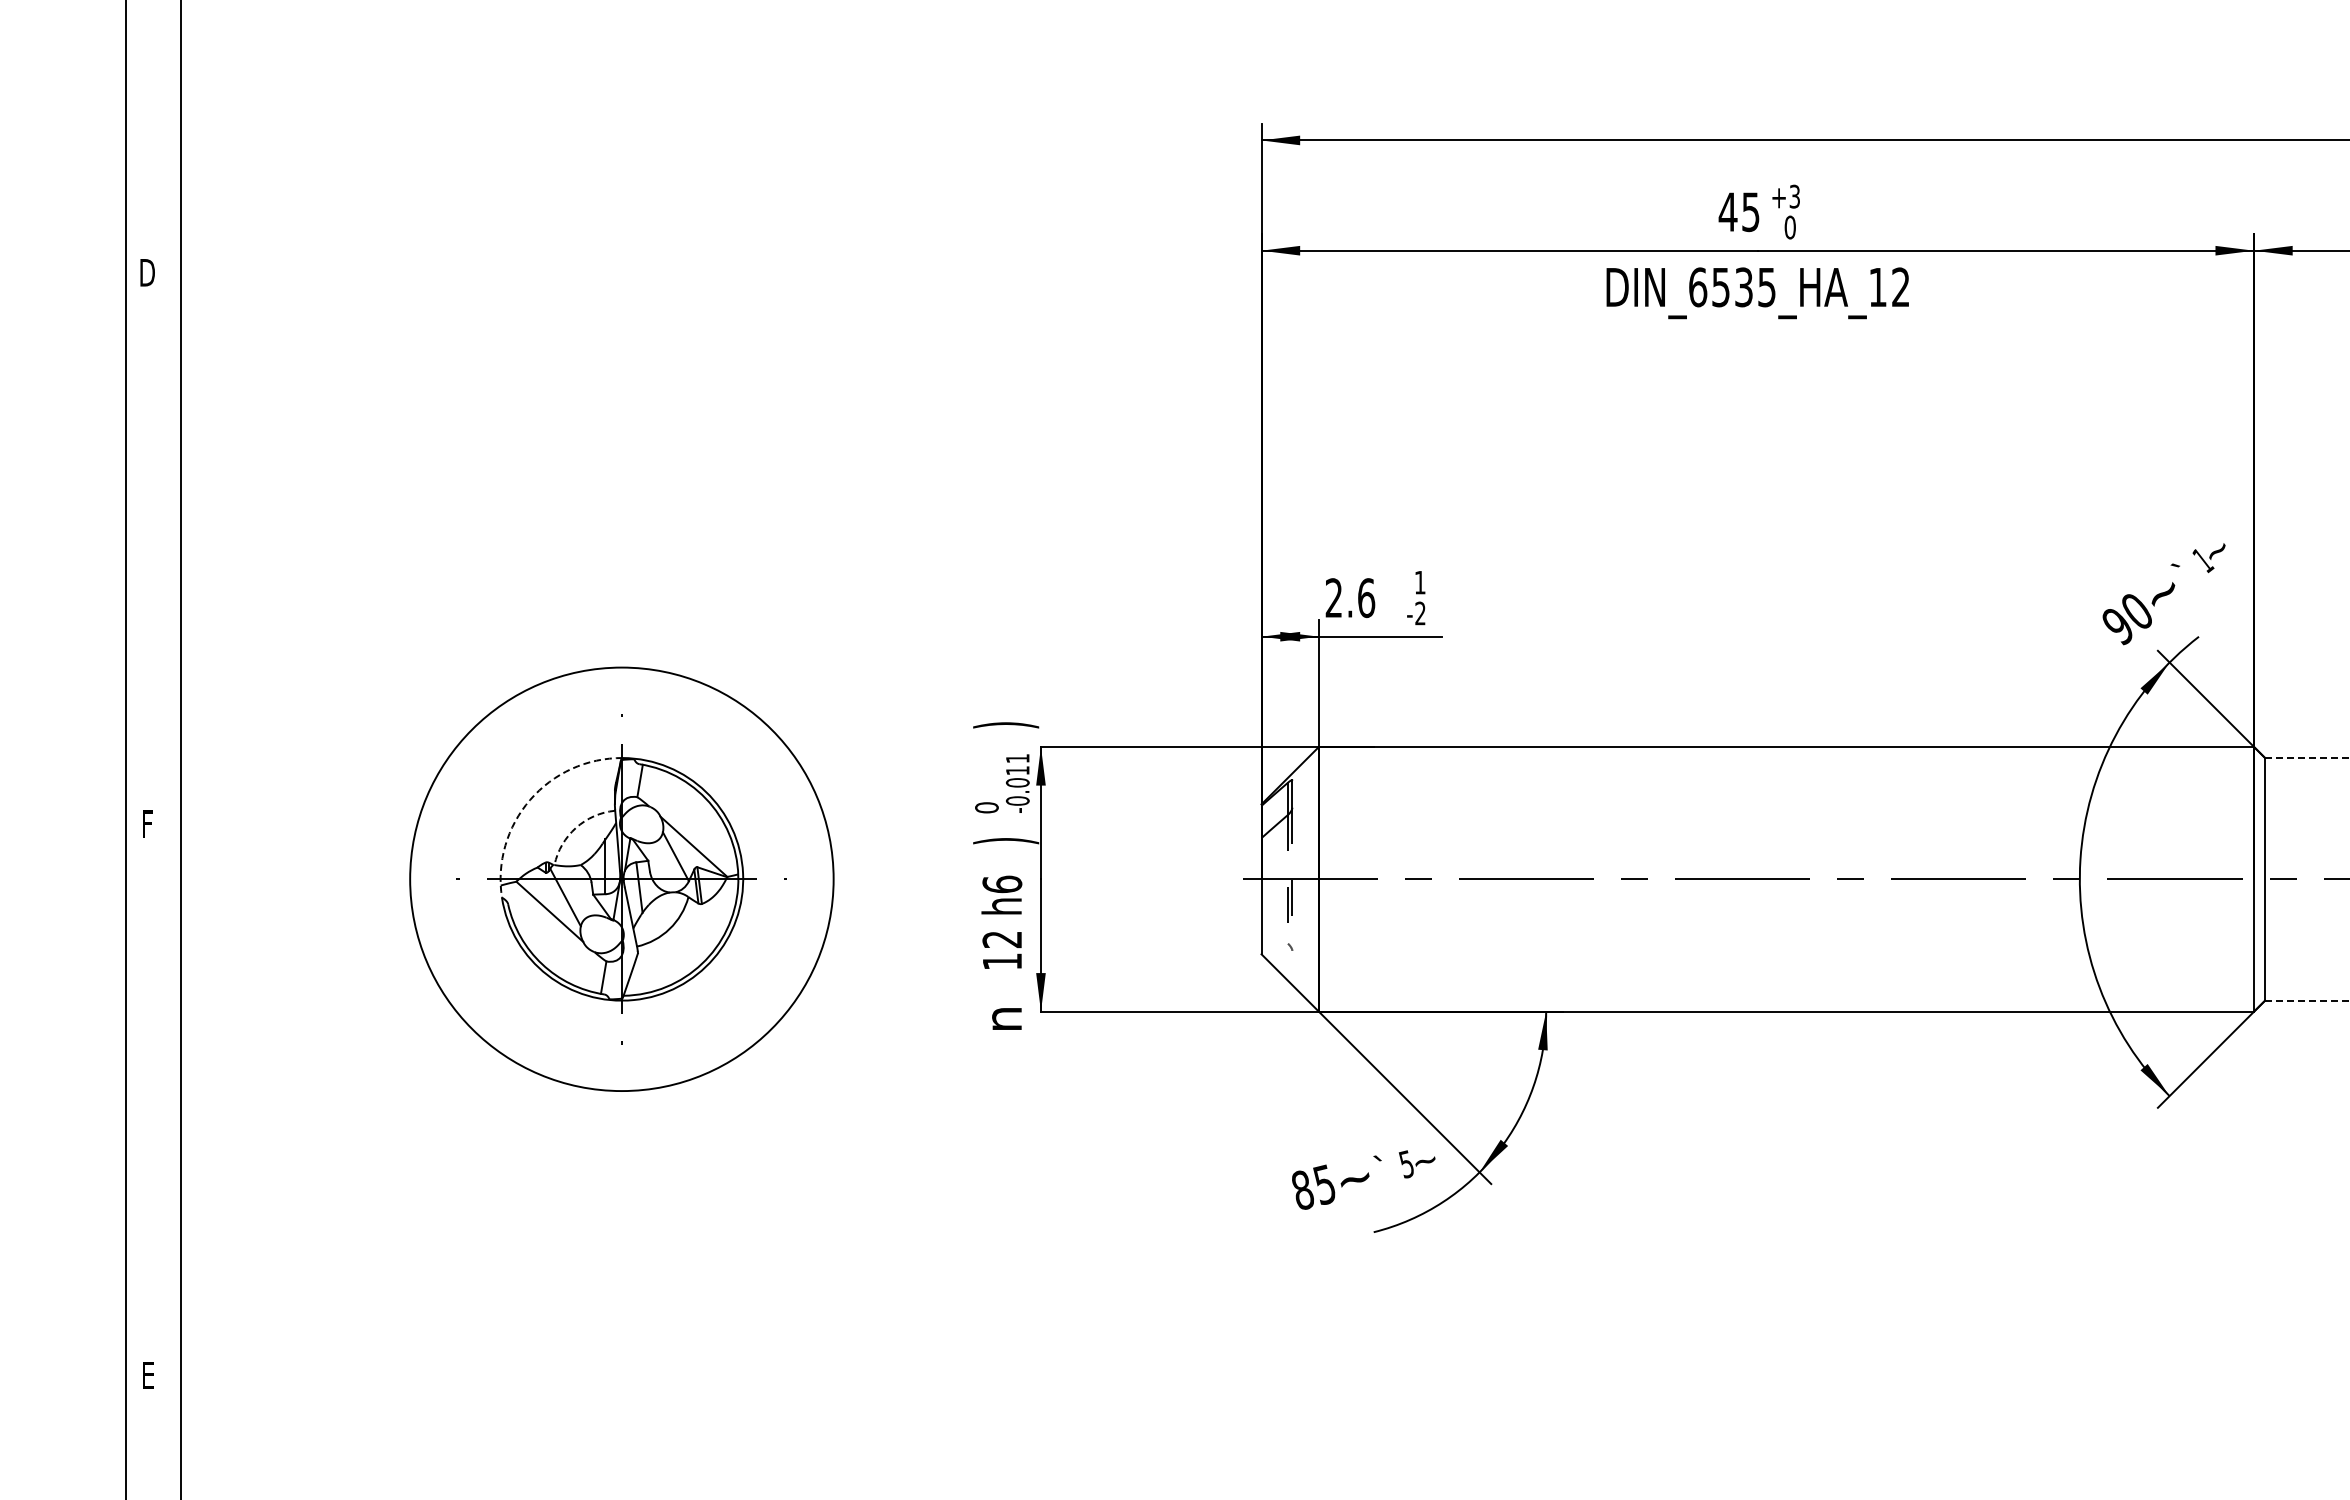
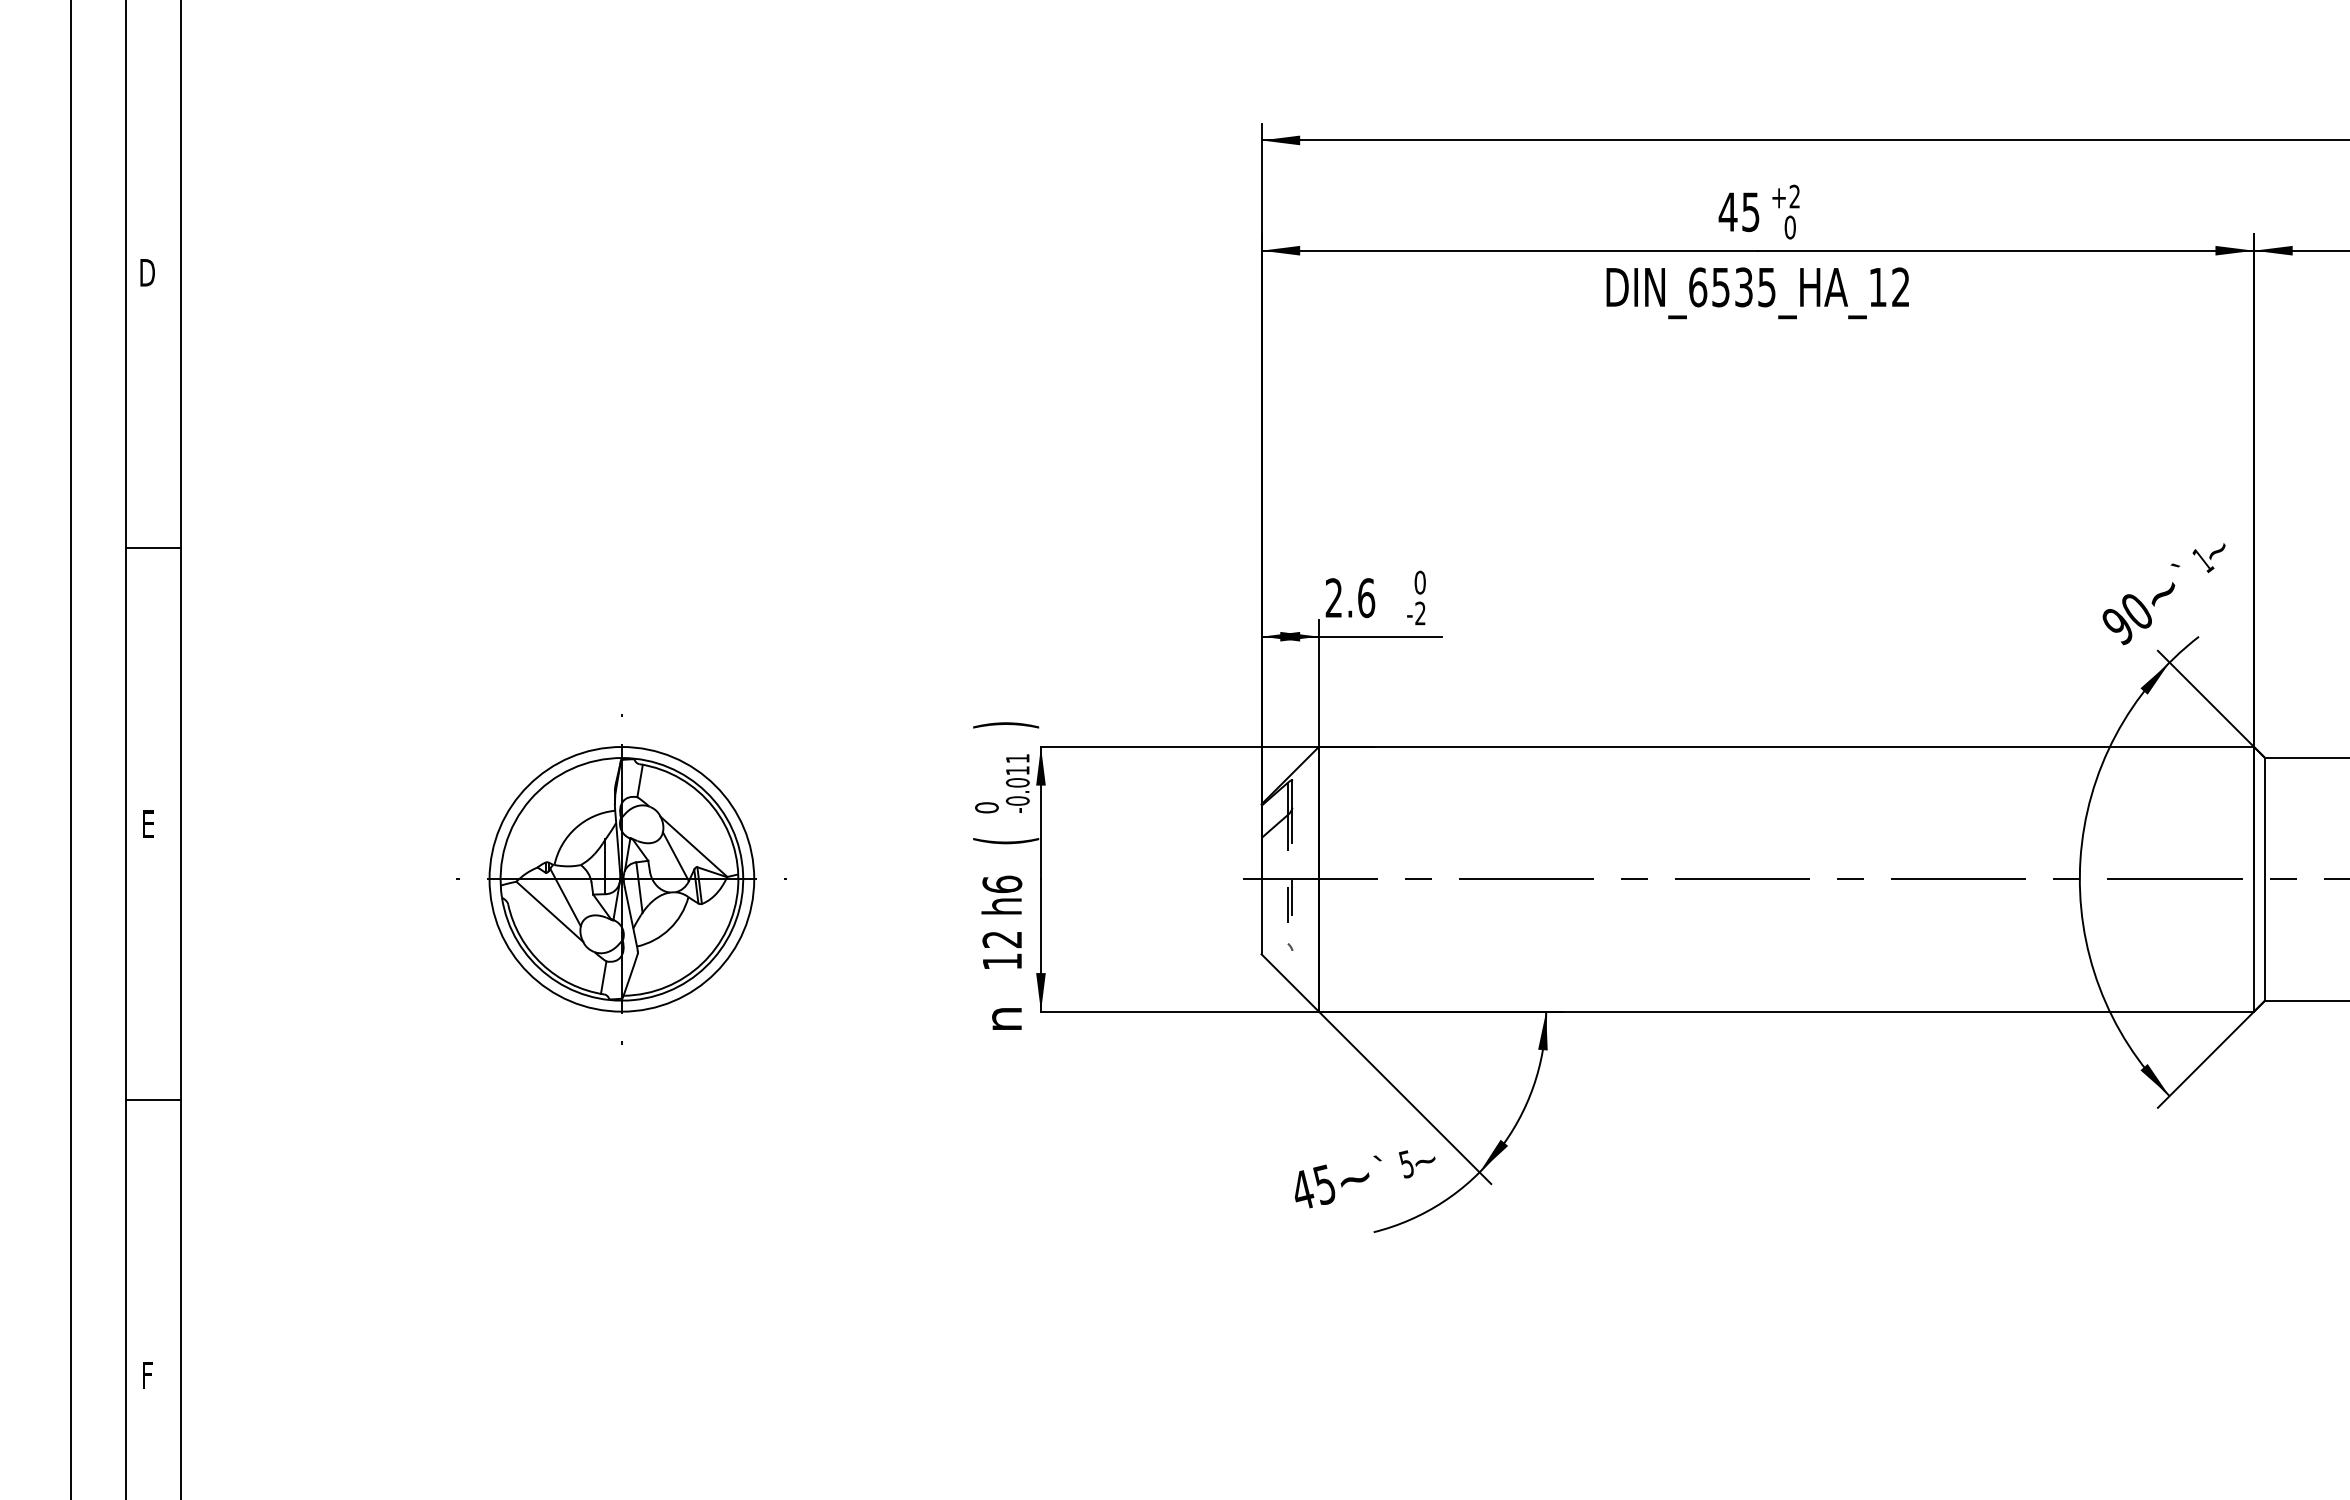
text: +3 -> +2 (1794, 196)
line: none -> present (152, 548)
text: 1 -> 0 (1419, 582)
line: none -> present (70, 749)
line: dashed -> solid (2307, 758)
arc: dashed -> solid (530, 799)
text: F -> E (149, 823)
arc: dashed -> solid (575, 827)
text: ) -> ( (1006, 841)
circle diameter: 423 px -> 265 px (621, 878)
line: dashed -> solid (2307, 1000)
line: none -> present (152, 1099)
text: 85 -> 45 (1303, 1189)
text: E -> F (149, 1375)
